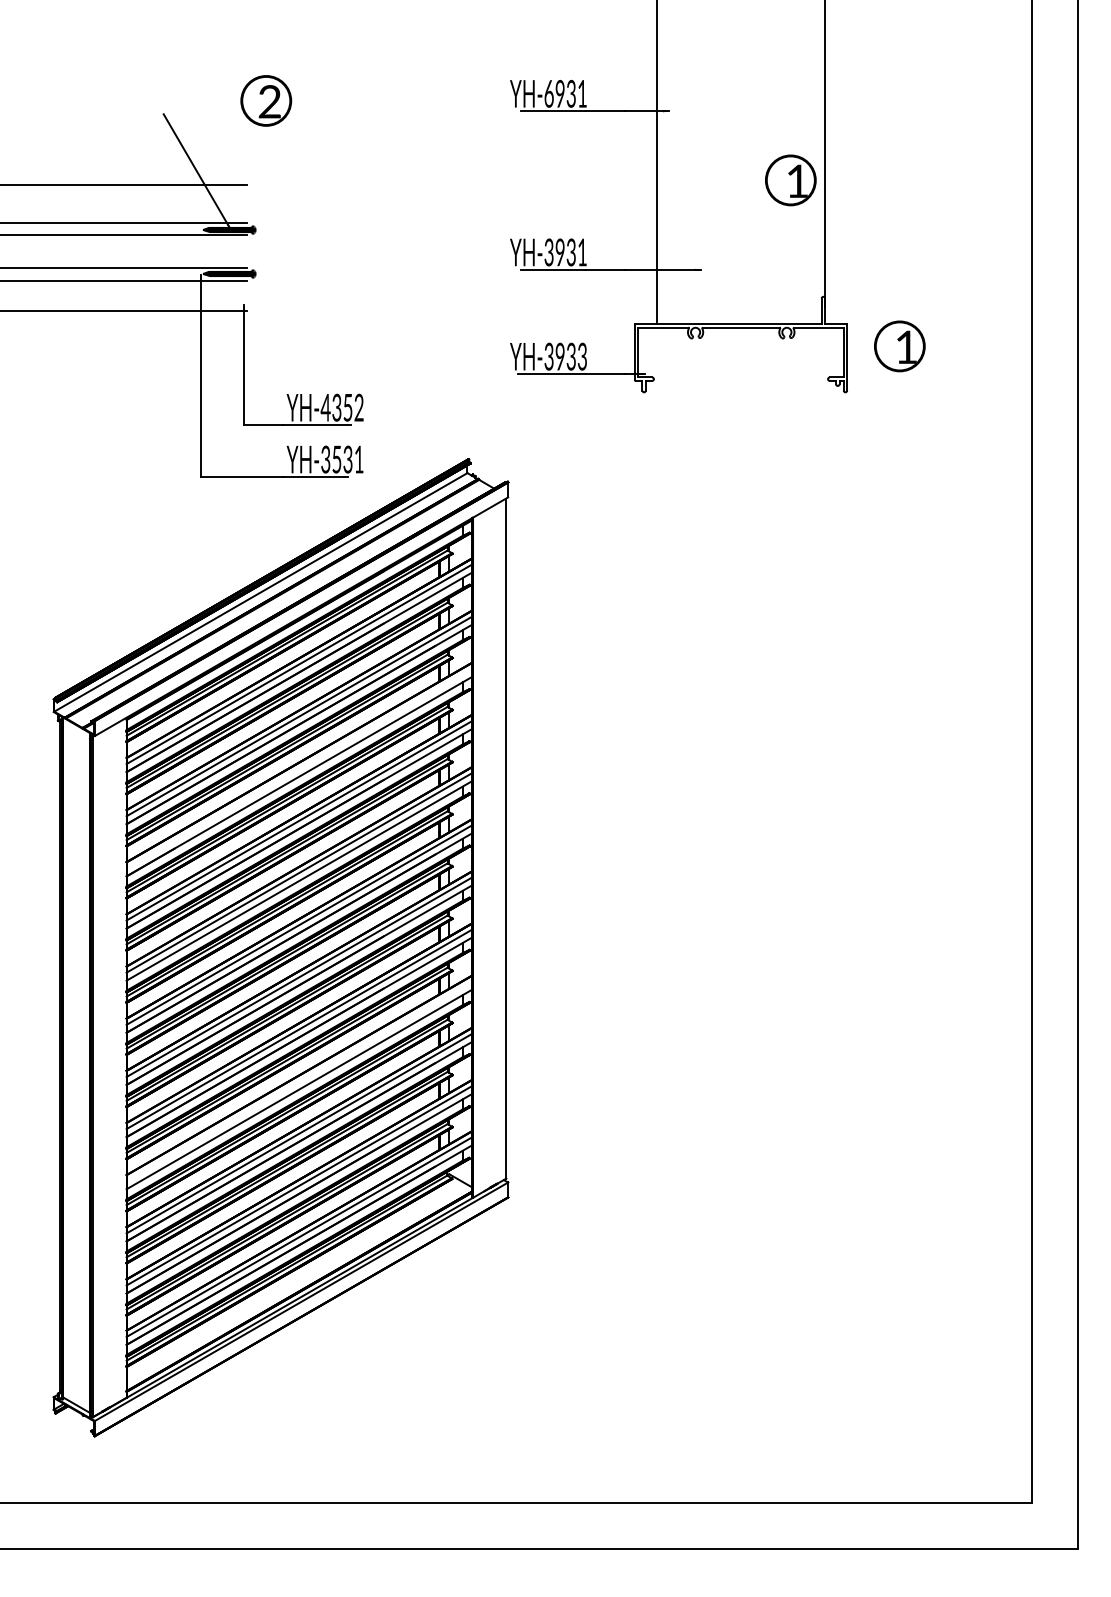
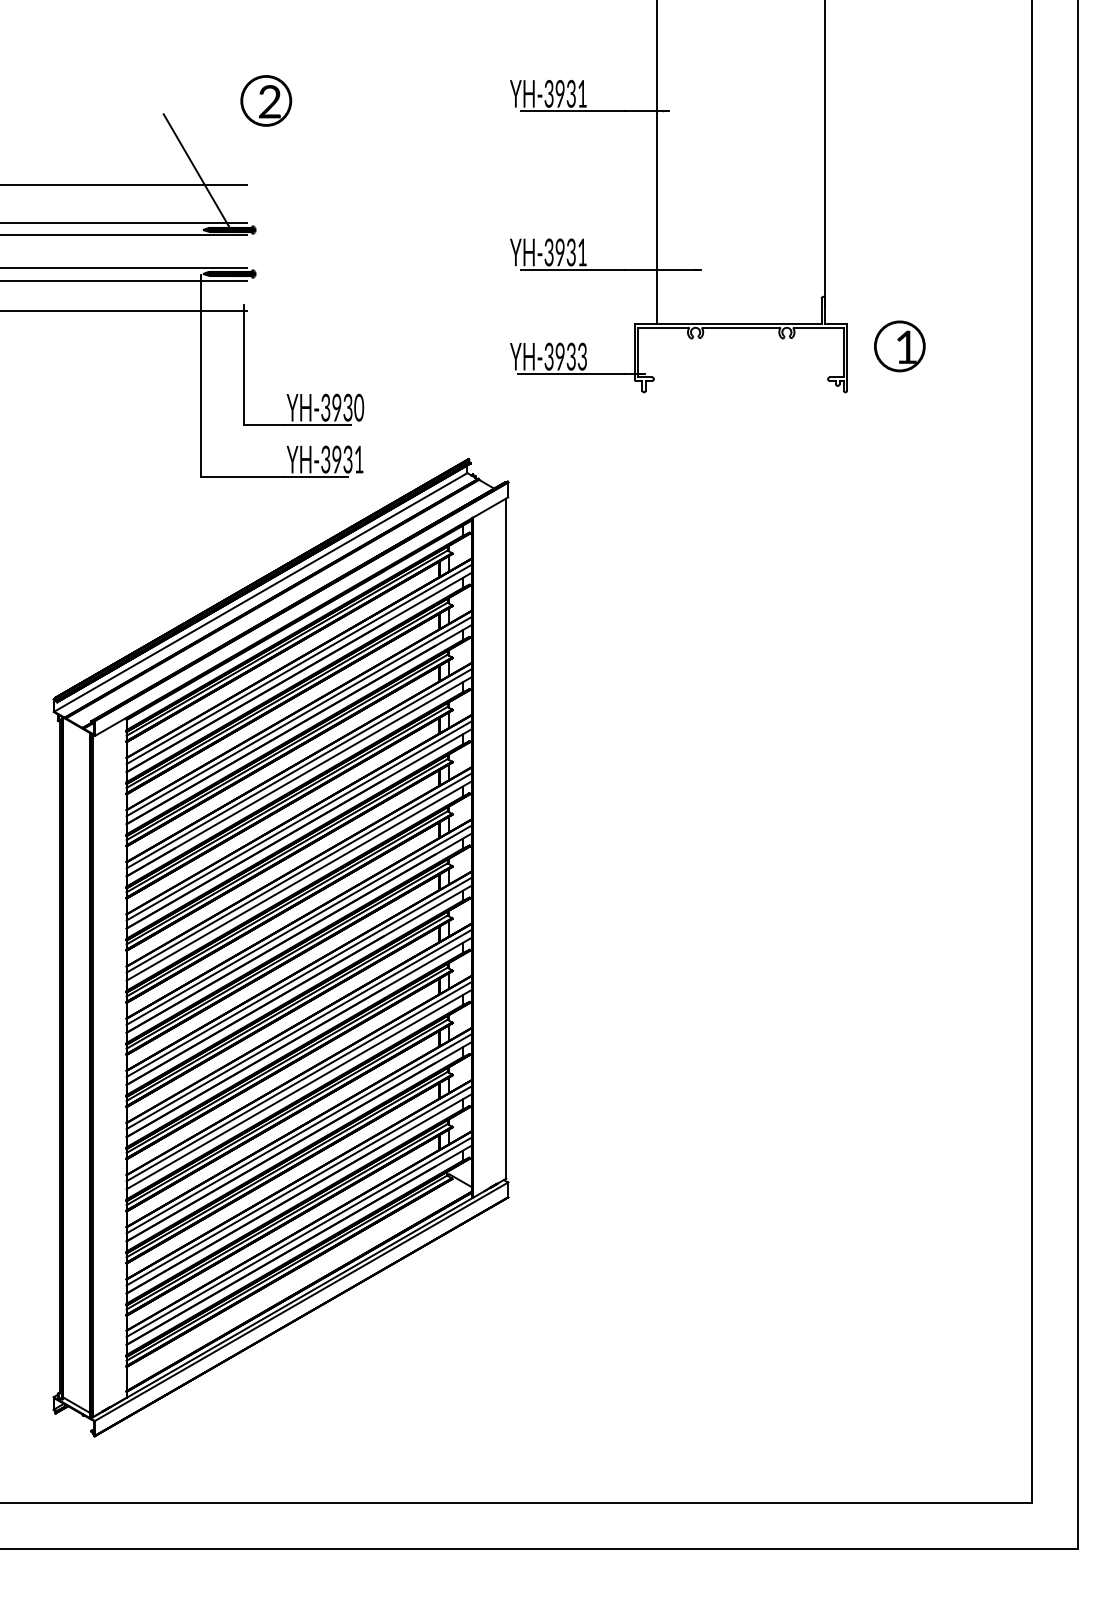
text: YH-6931 -> YH-3931 (548, 93)
part: present -> none (790, 180)
text: YH-4352 -> YH-3930 (342, 407)
text: YH-3531 -> YH-3931 (336, 459)
line: none -> present (299, 768)
line: none -> present (299, 1081)
